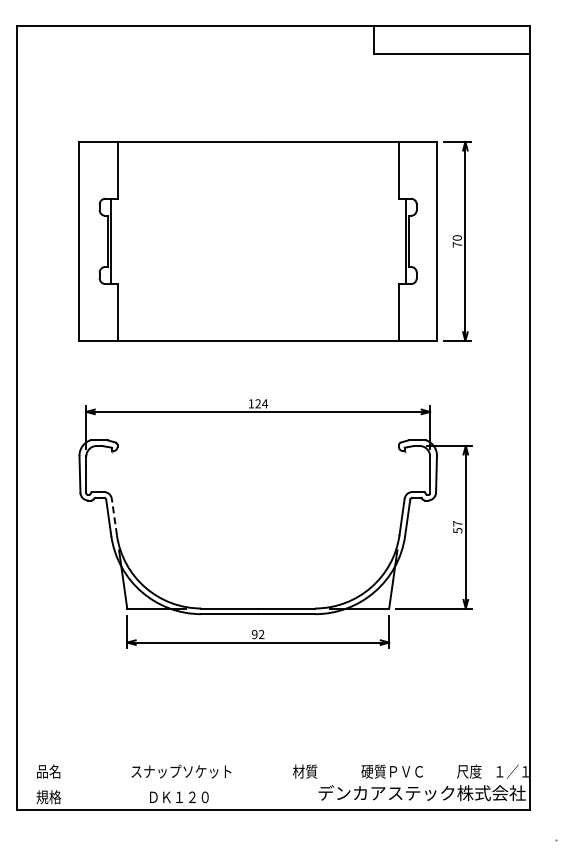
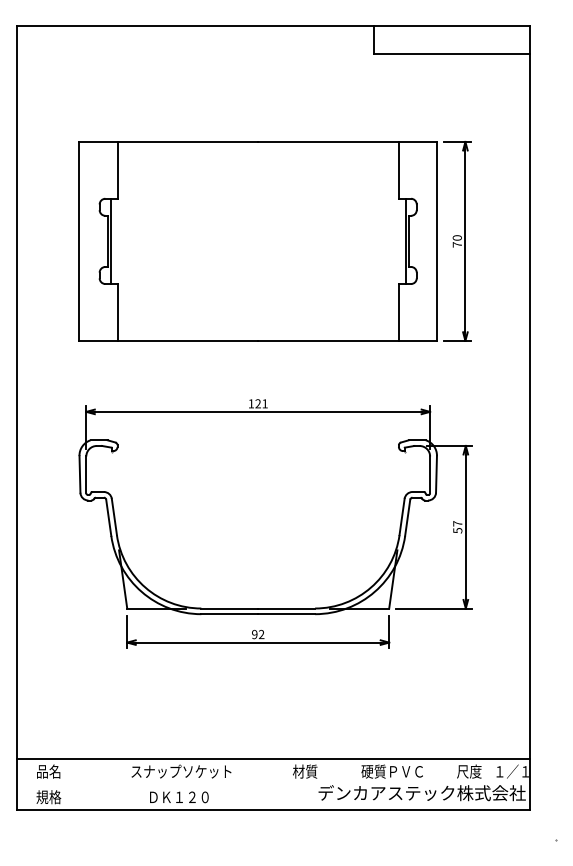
text: 124 -> 121 (265, 403)
line: dashed -> solid (114, 516)
line: none -> present (273, 759)
